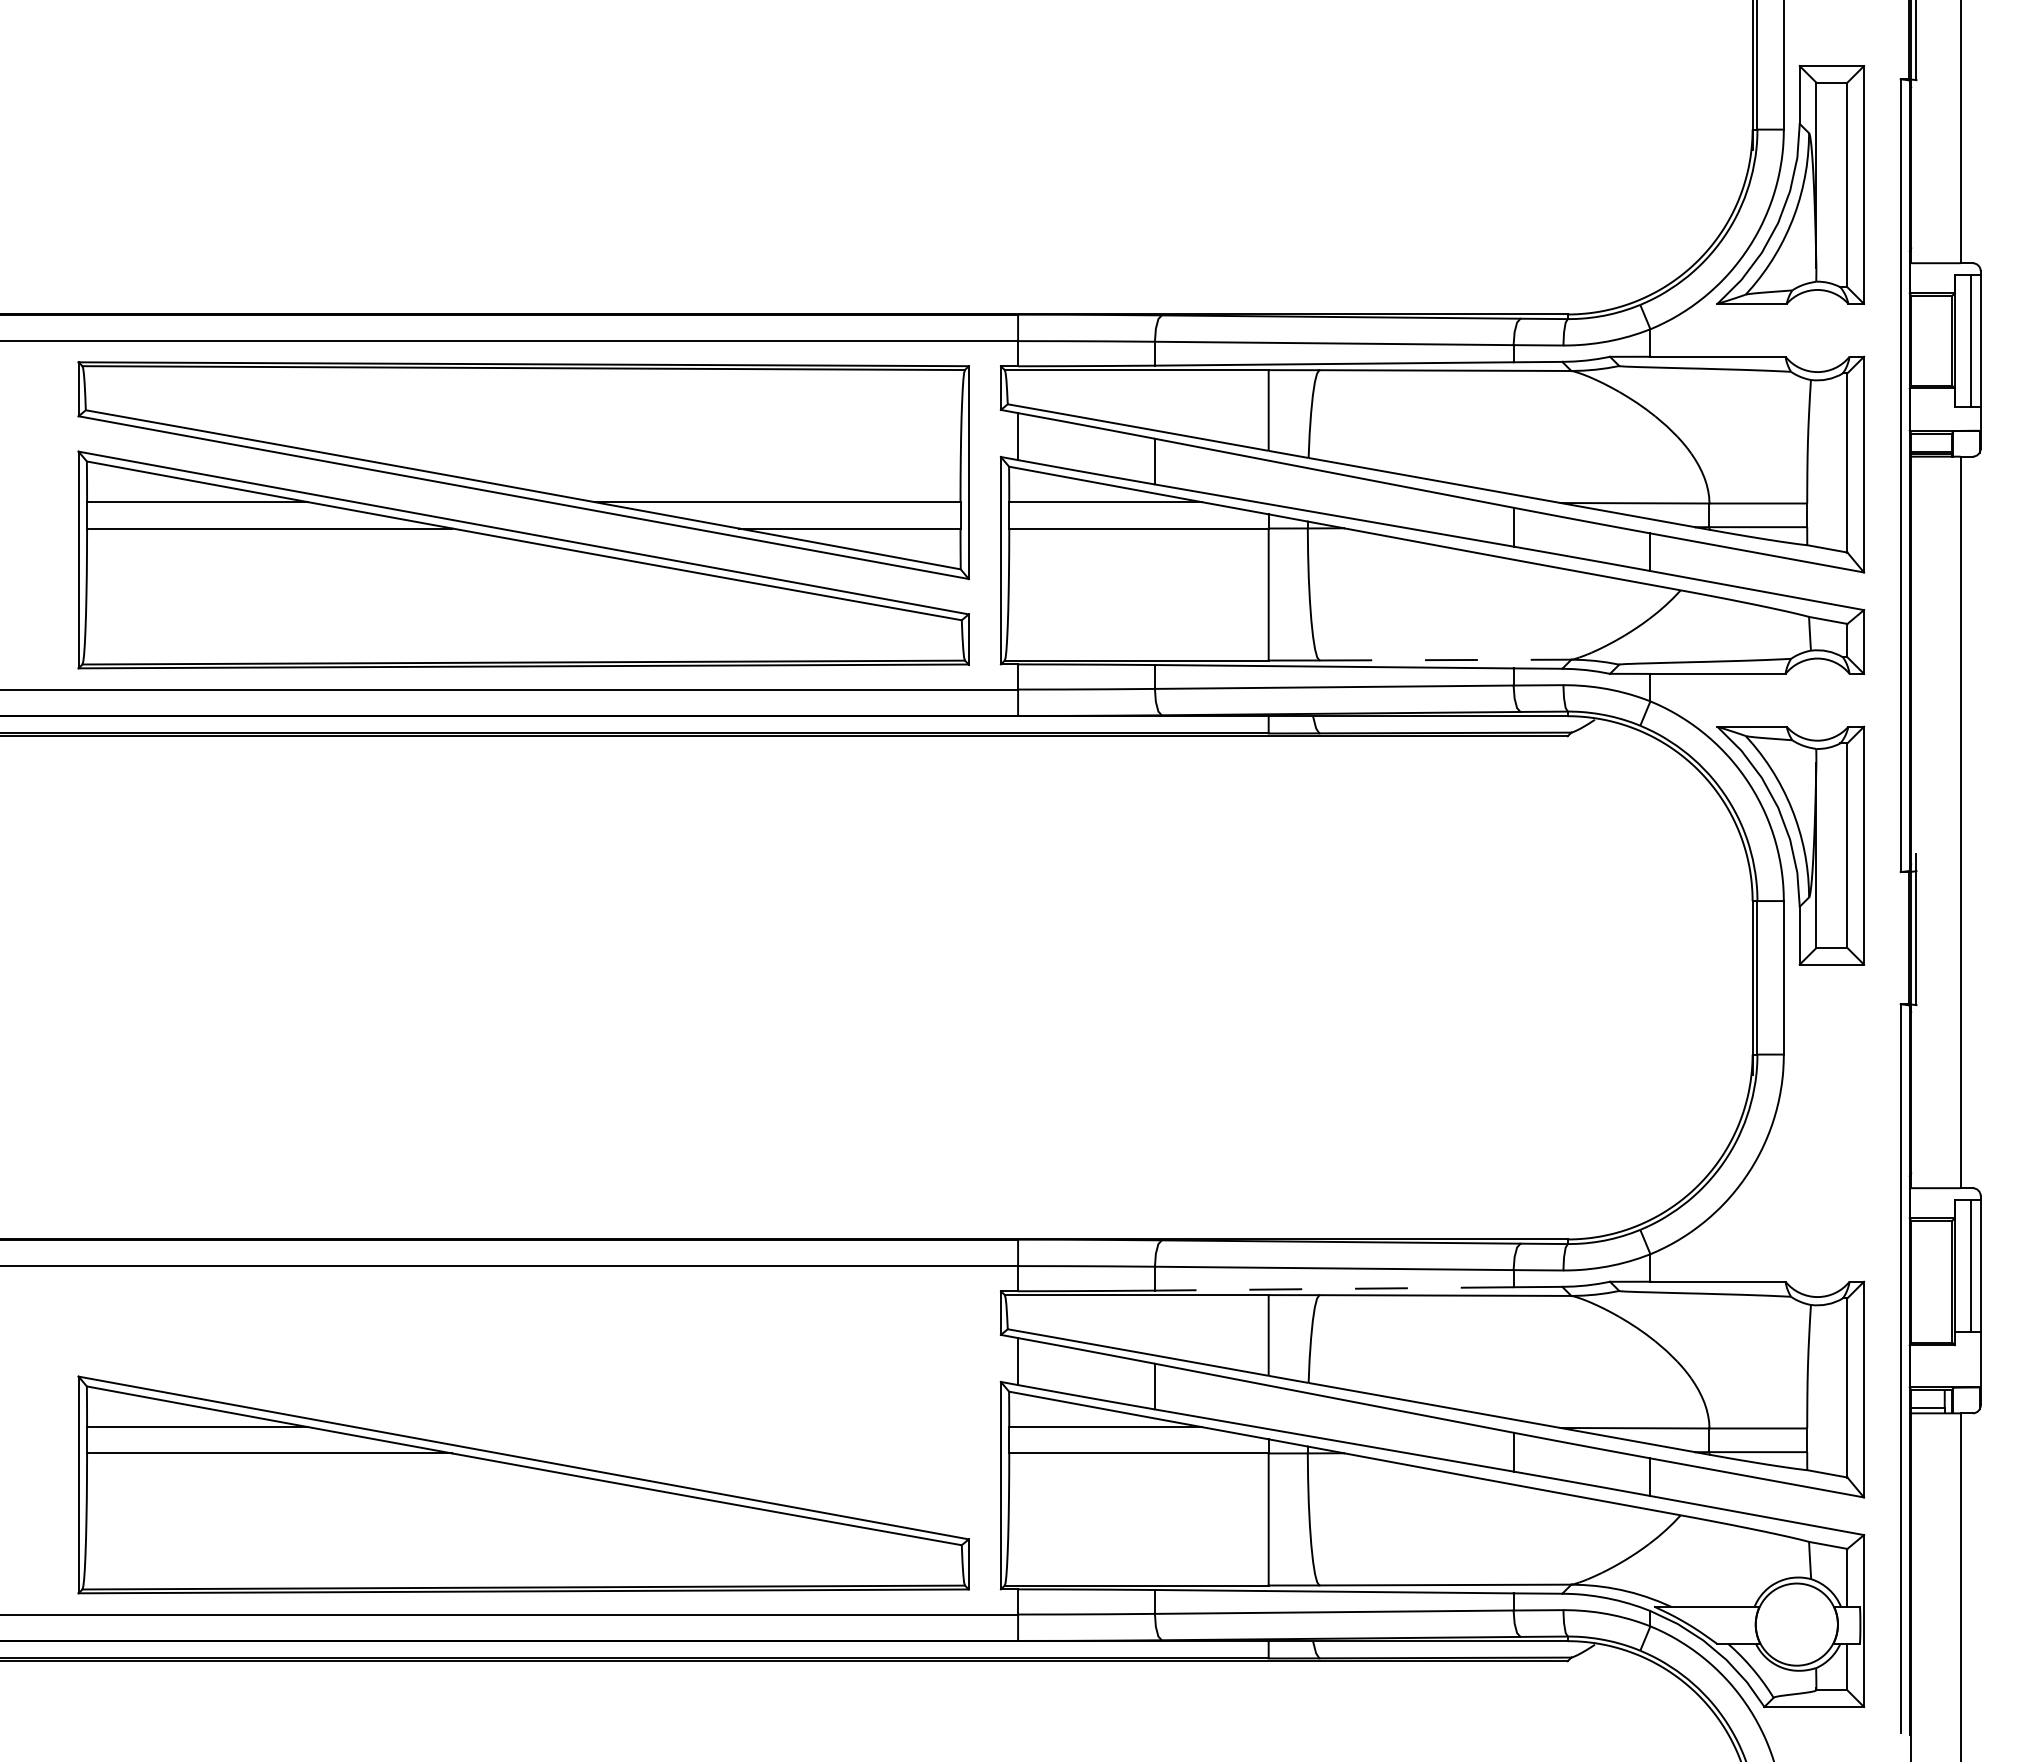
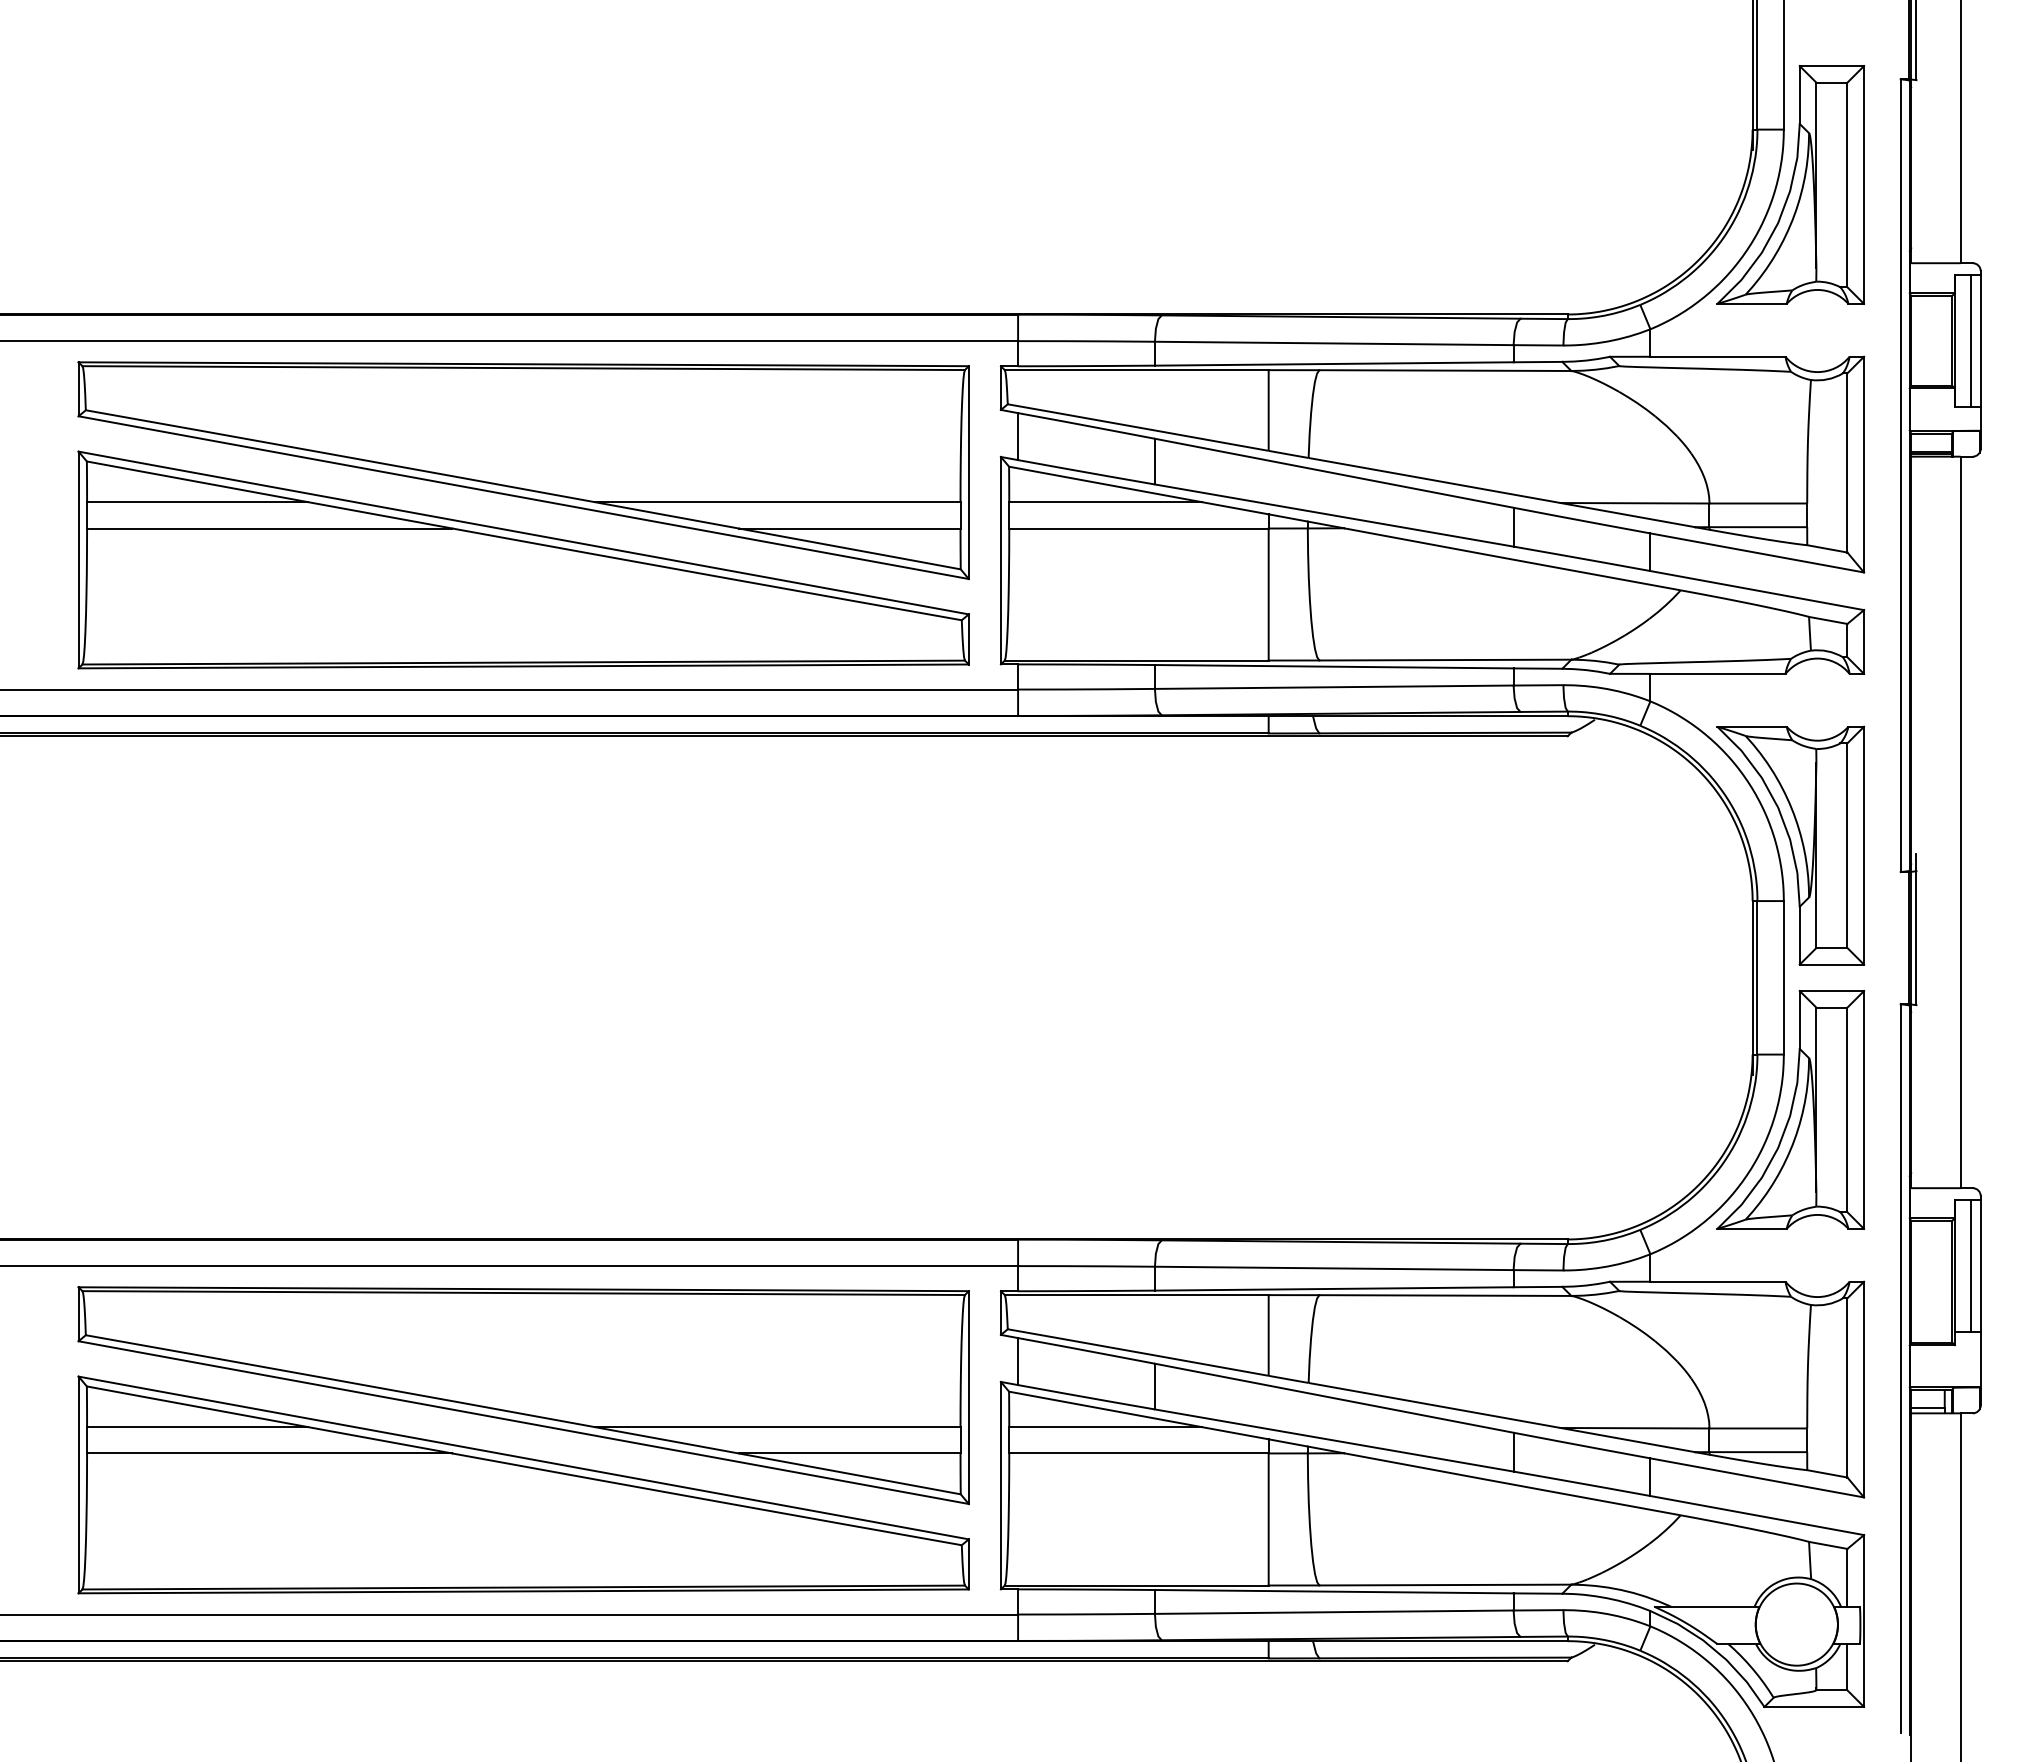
line: dashed -> solid (1445, 660)
part: none -> present (1790, 1109)
line: dashed -> solid (1333, 1288)
part: none -> present (523, 1395)
